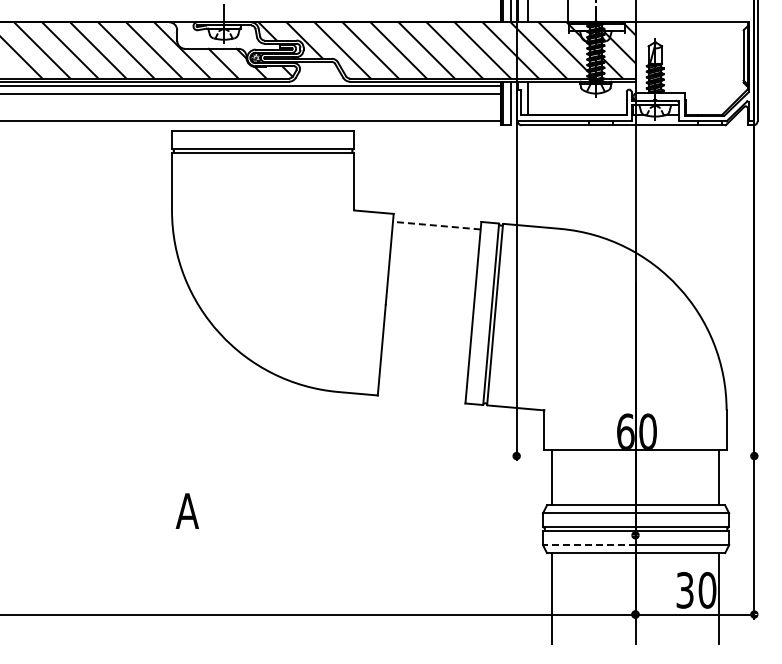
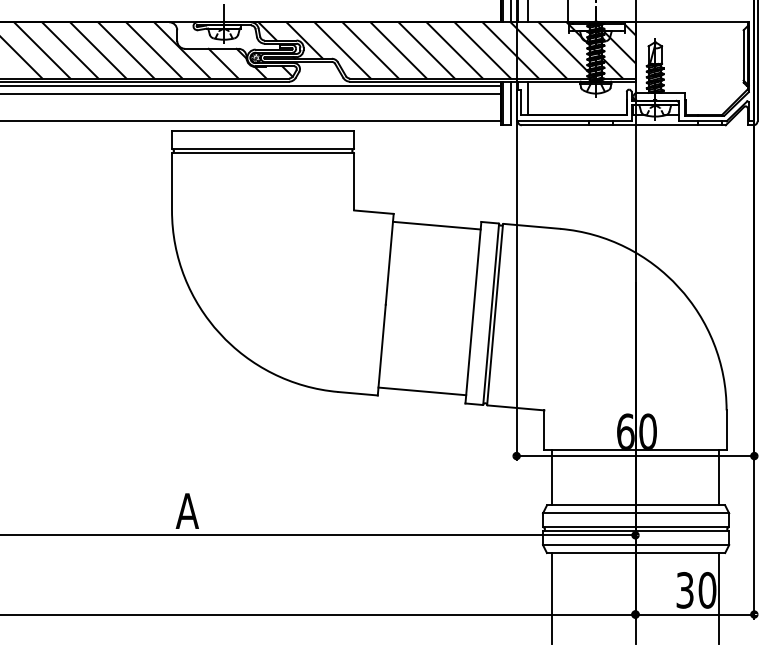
line: dashed -> solid (436, 225)
line: none -> present (422, 391)
line: none -> present (635, 456)
line: none -> present (318, 535)
line: dashed -> solid (588, 545)
